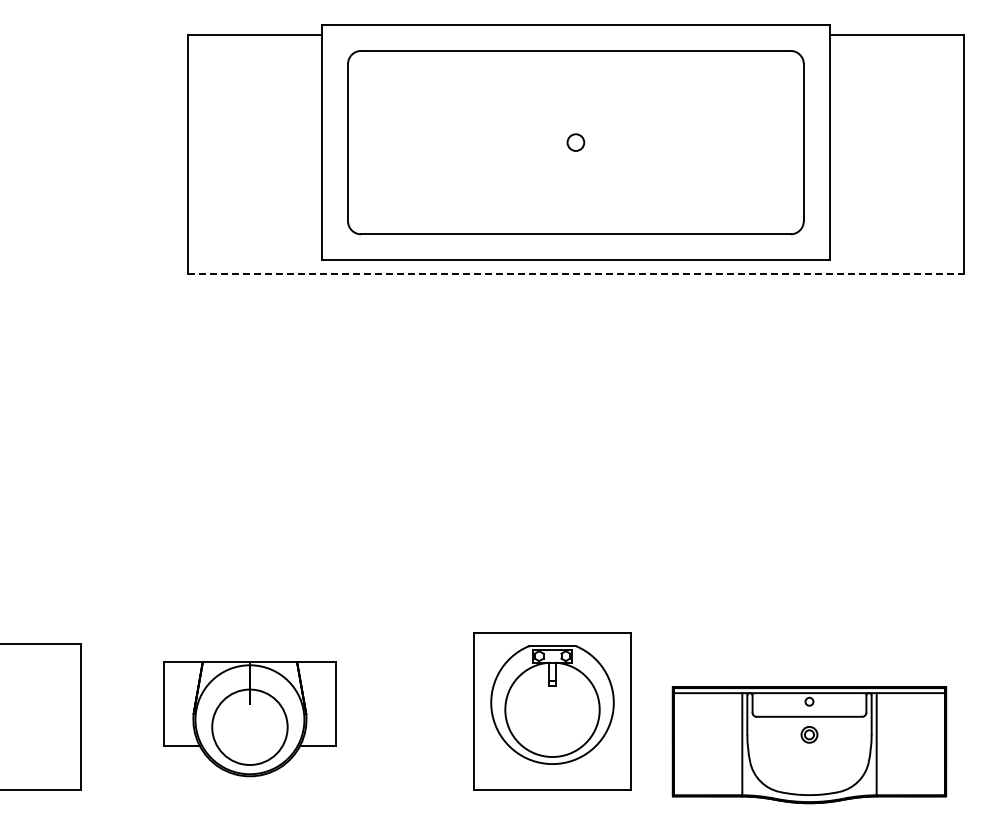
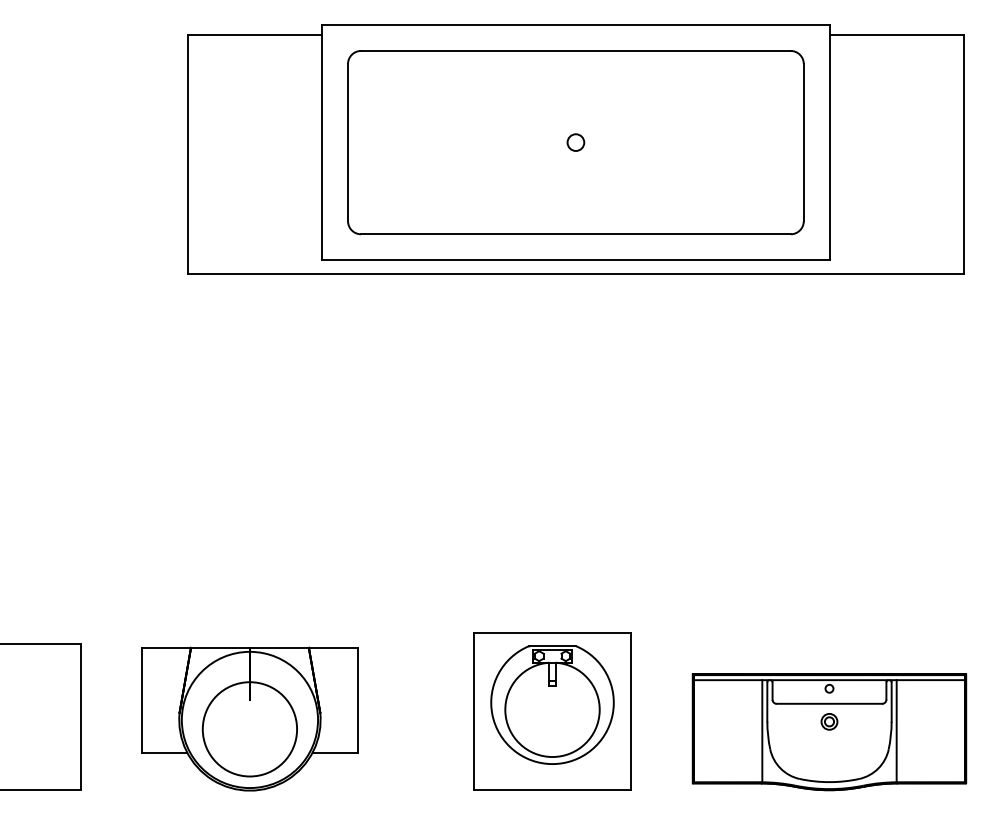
line: dashed -> solid (575, 273)
part size: 174x117 px -> 218x146 px (249, 718)
part position: (809, 745) -> (829, 732) (829, 732)
